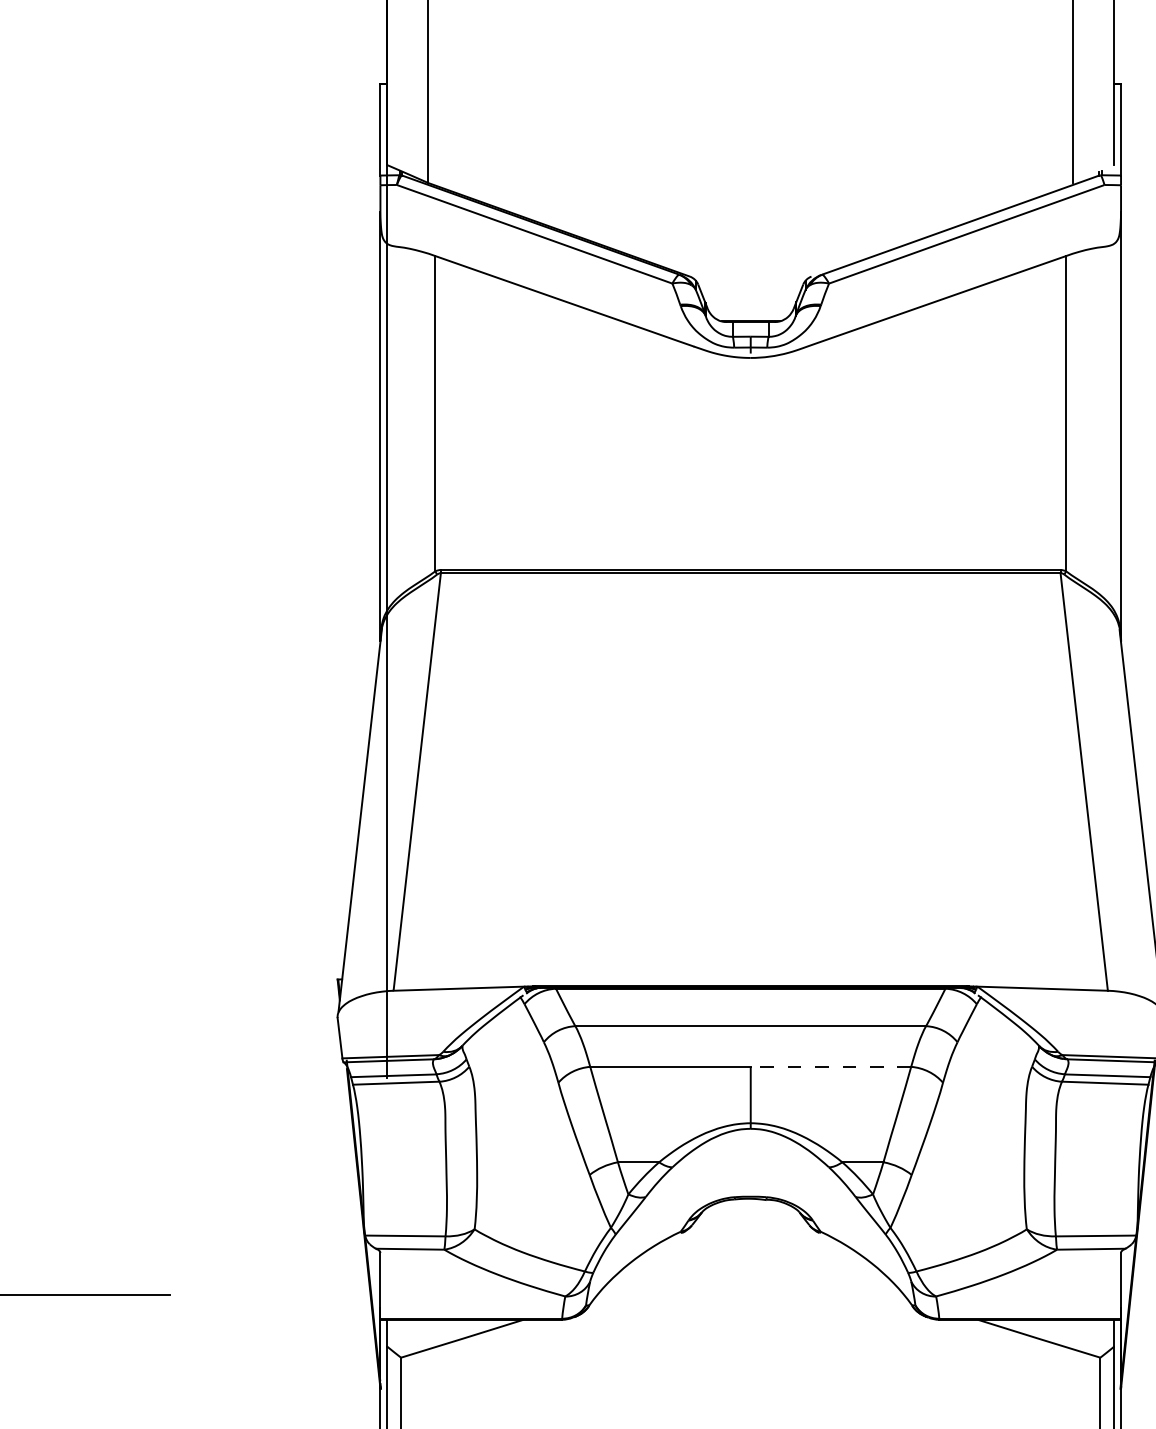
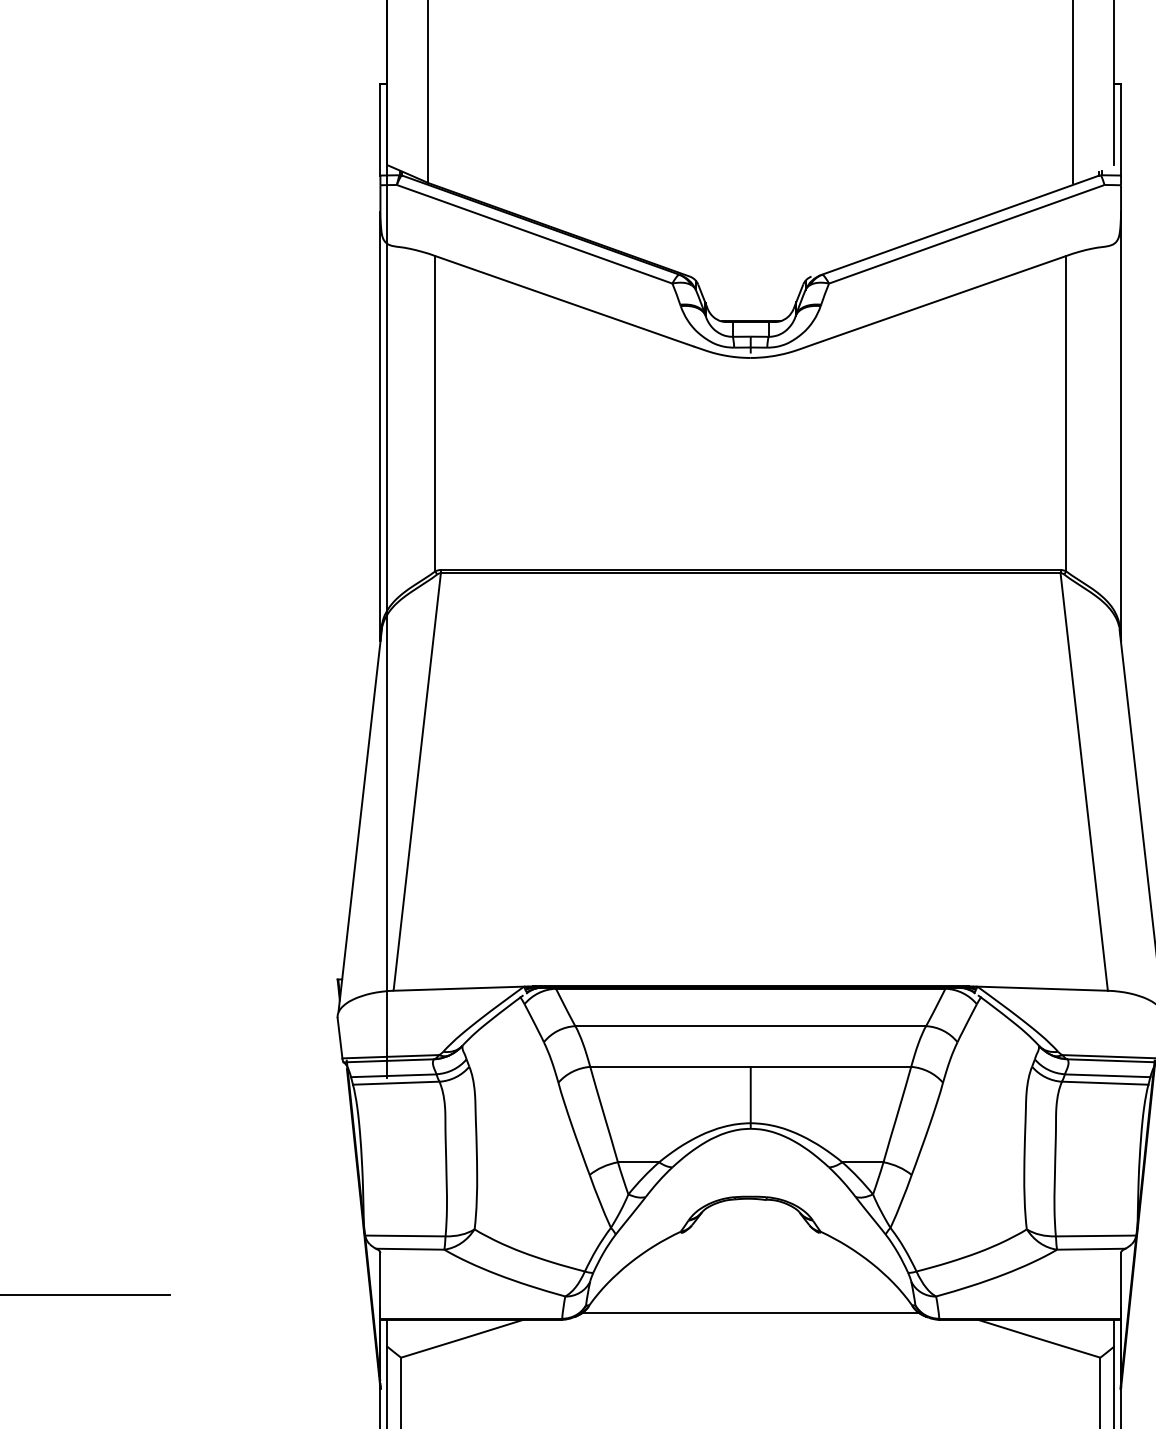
line: dashed -> solid (830, 1066)
line: none -> present (750, 1313)
